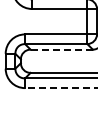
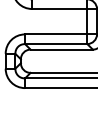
line: dashed -> solid (61, 49)
line: dashed -> solid (60, 88)
